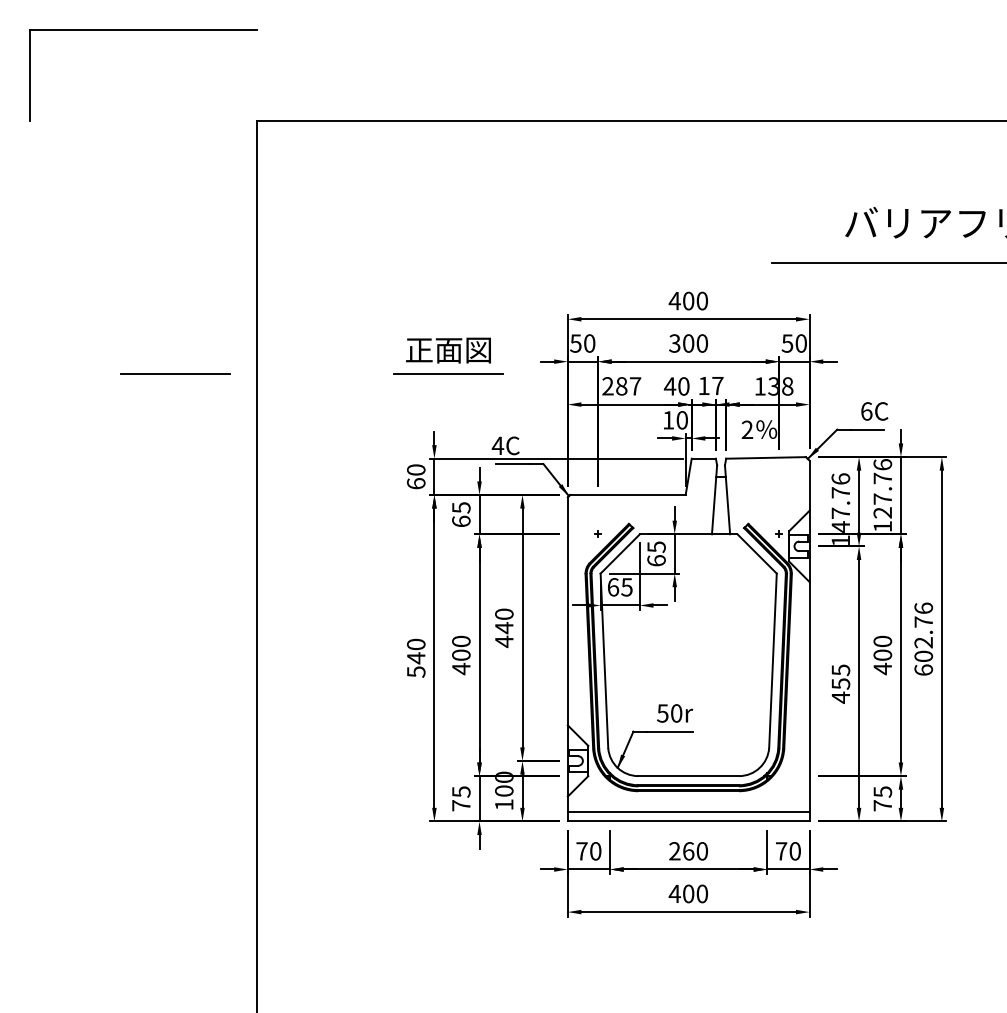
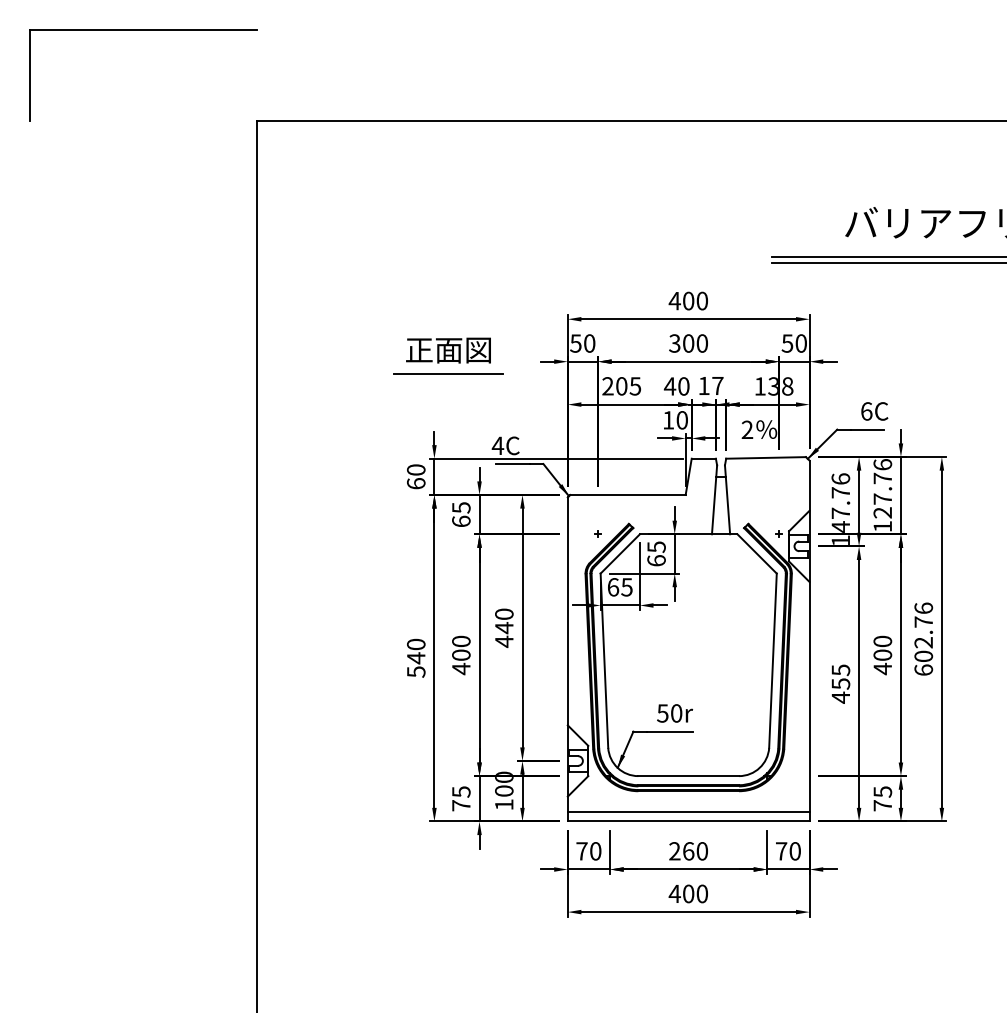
line: none -> present (887, 256)
line: present -> none (175, 373)
text: 287 -> 205 (628, 386)
